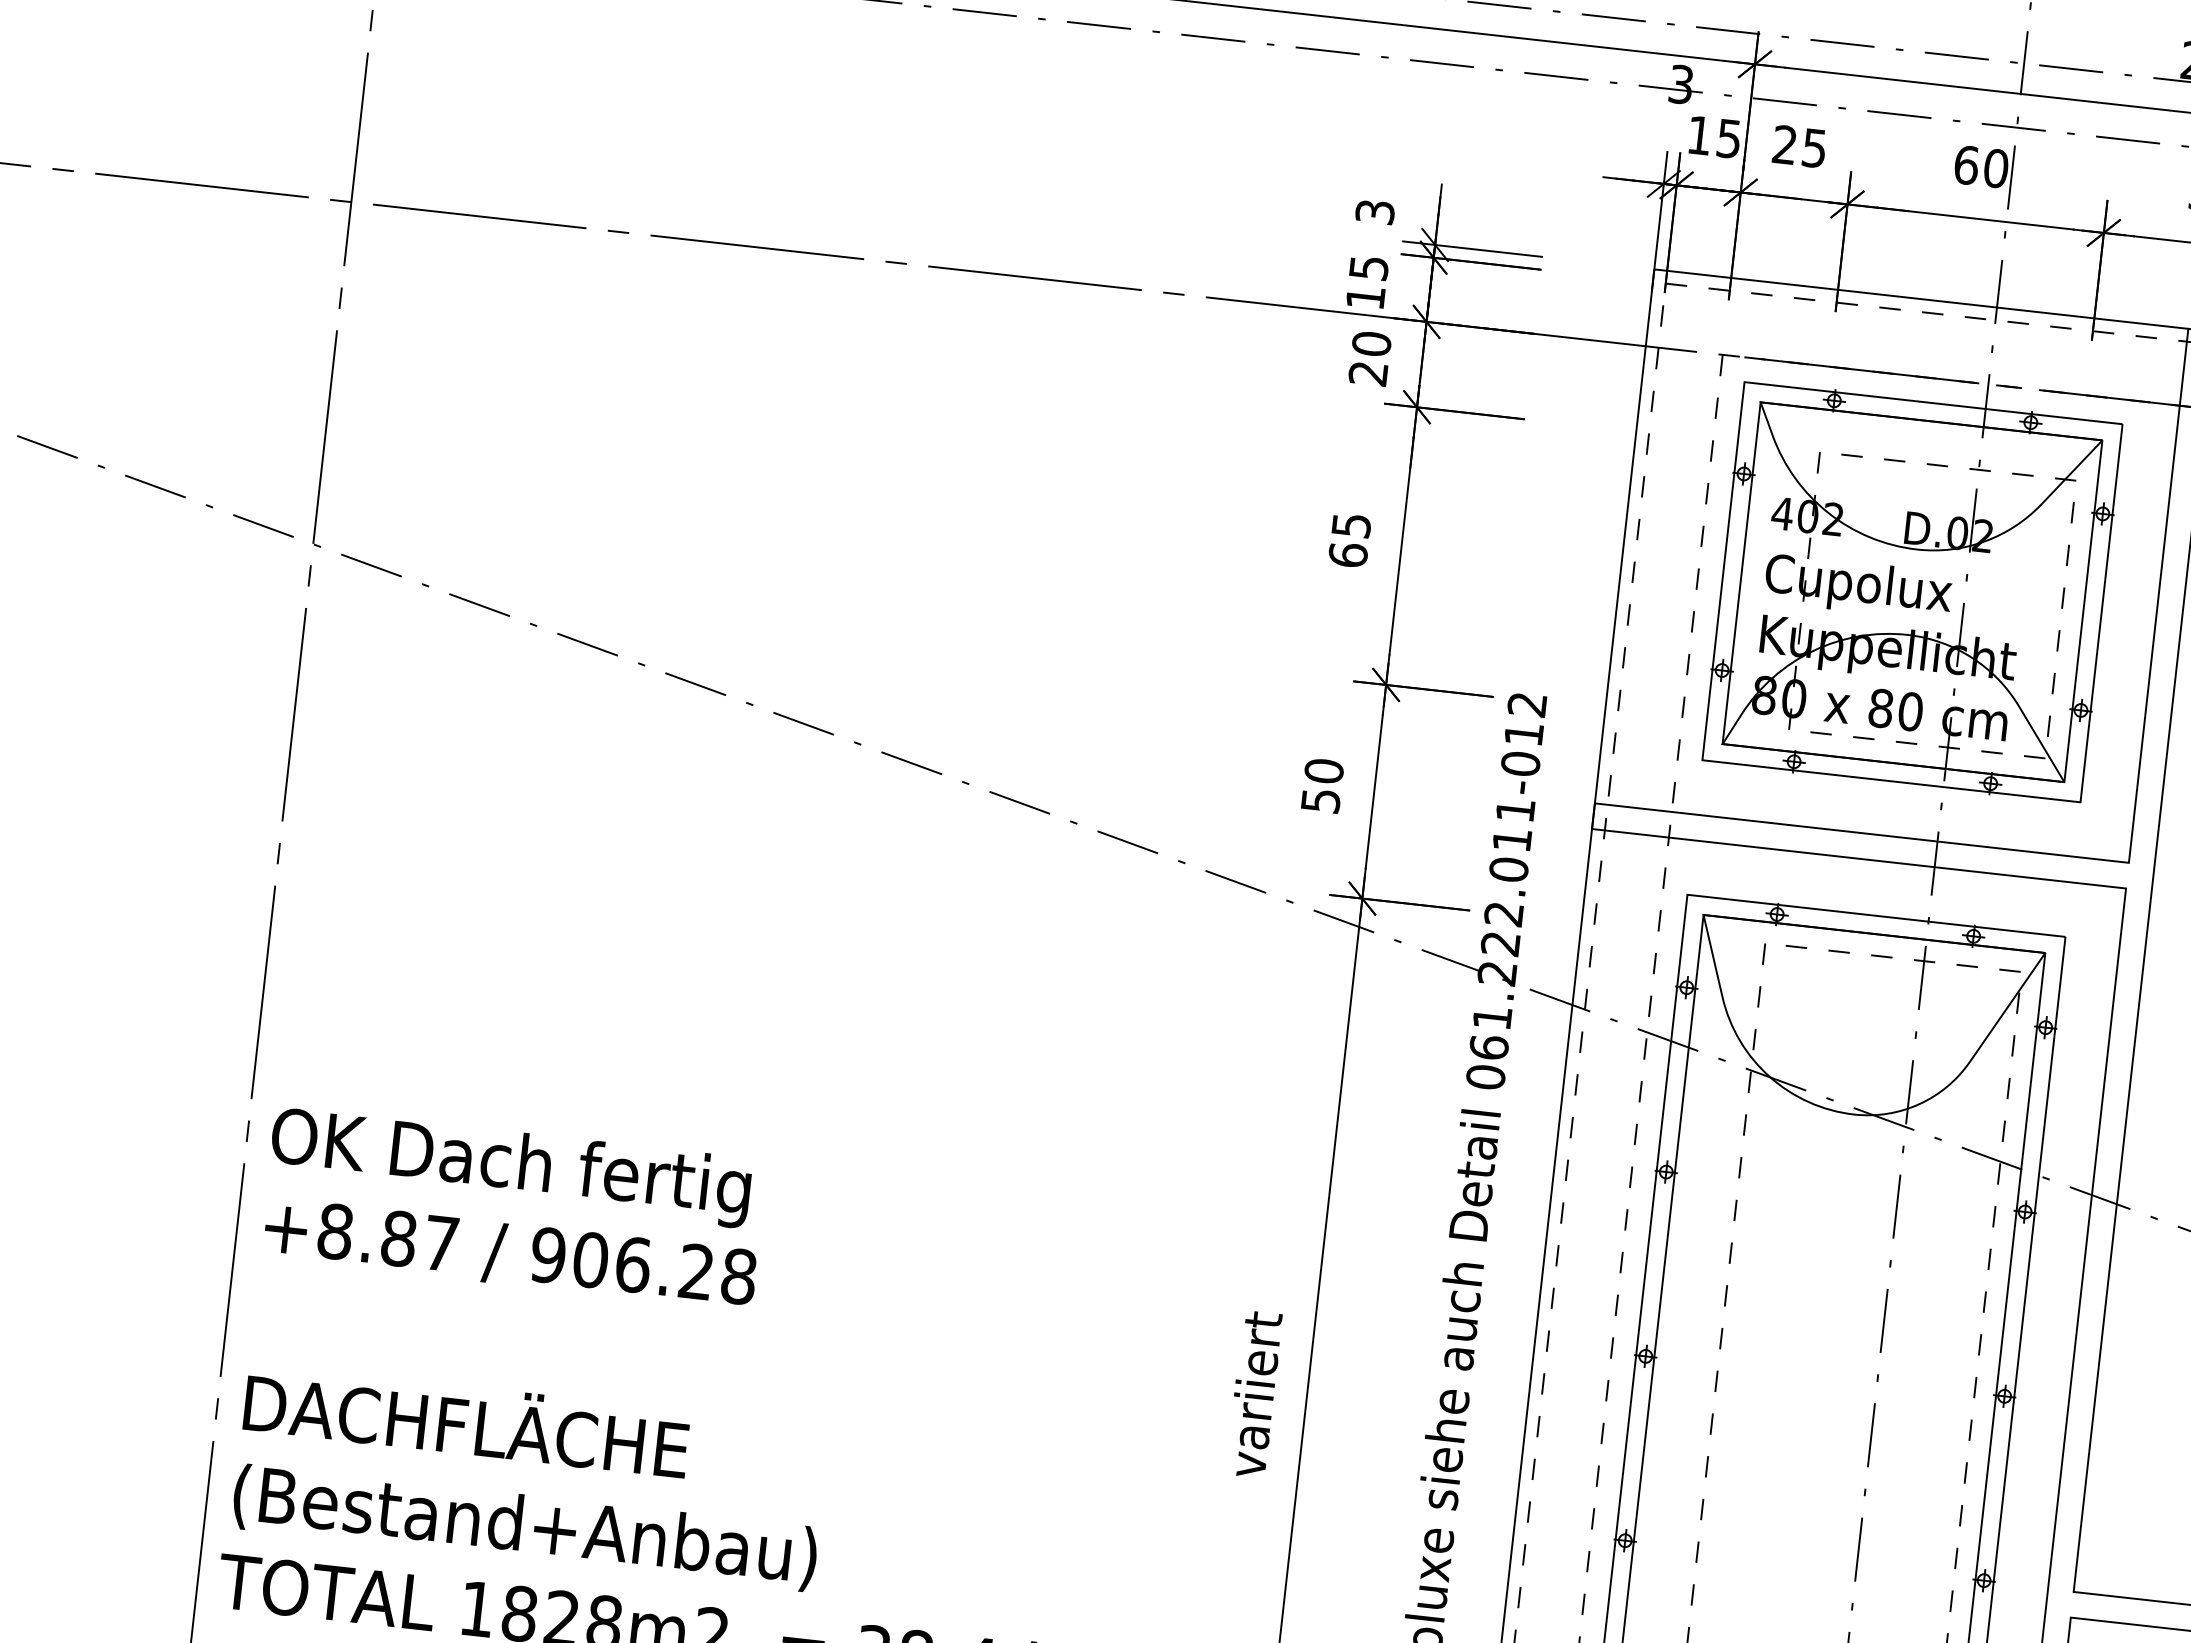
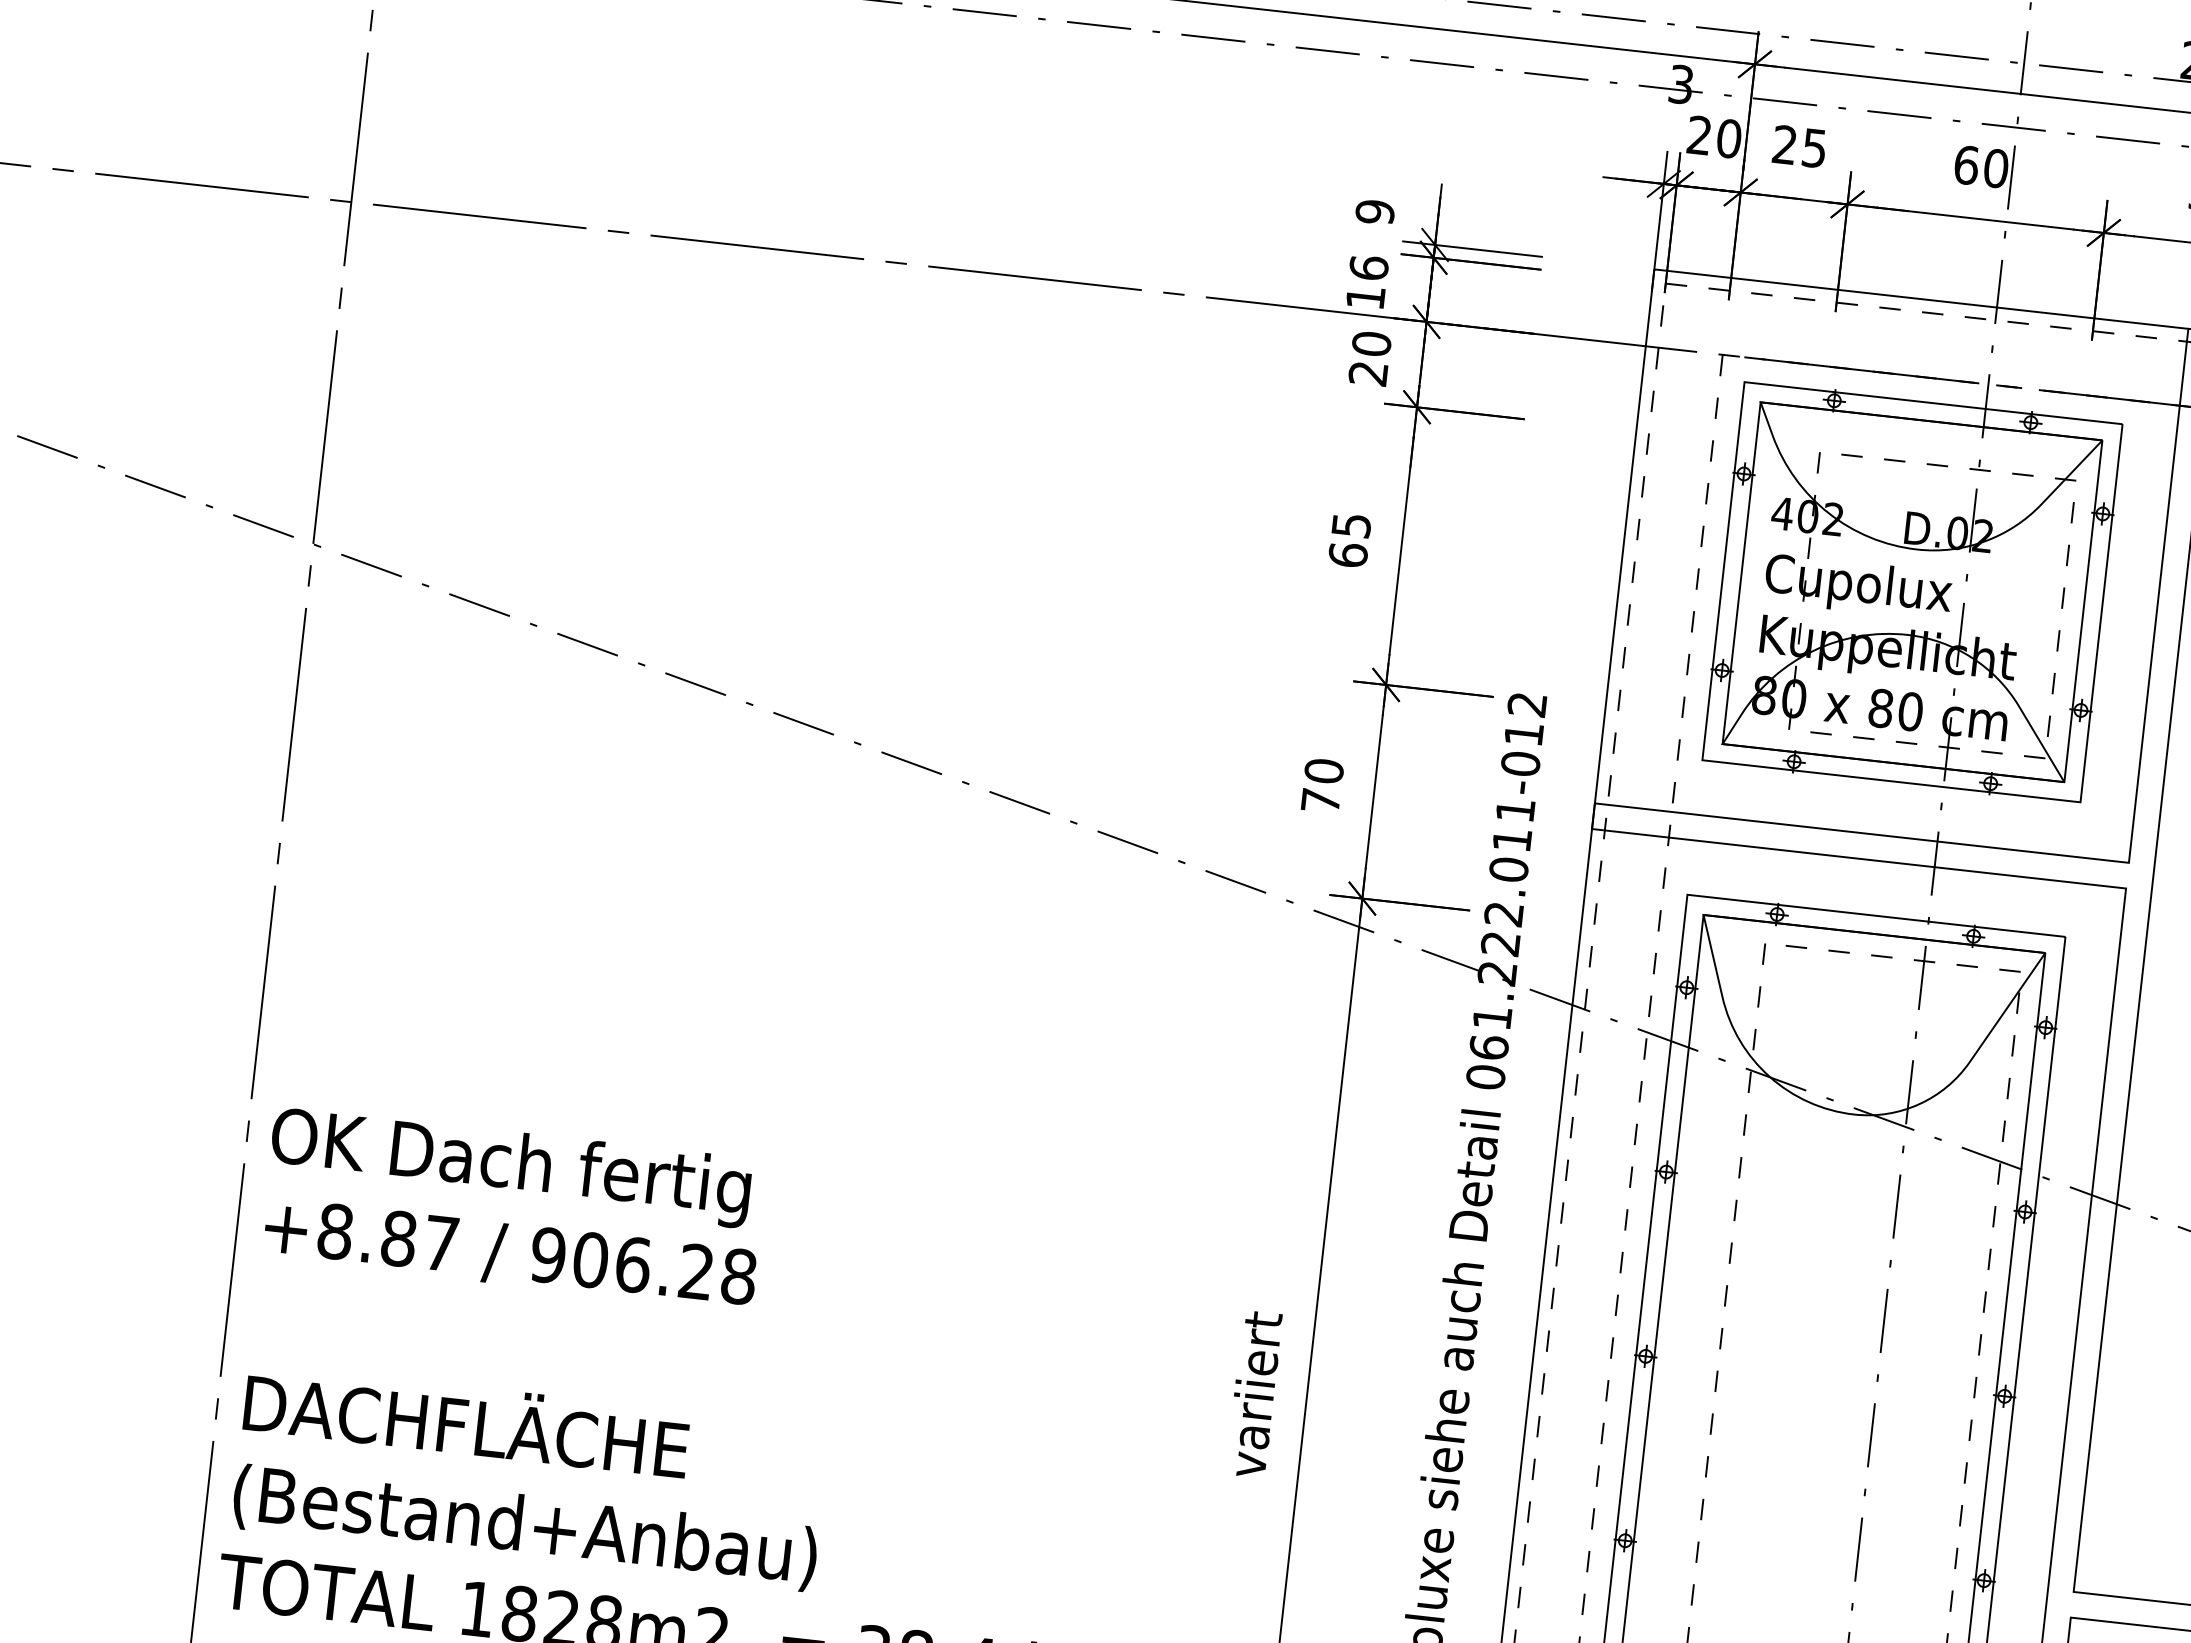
text: 15 -> 20 (1713, 136)
text: 3 -> 9 (1374, 212)
text: 15 -> 16 (1368, 268)
text: 50 -> 70 (1320, 800)
